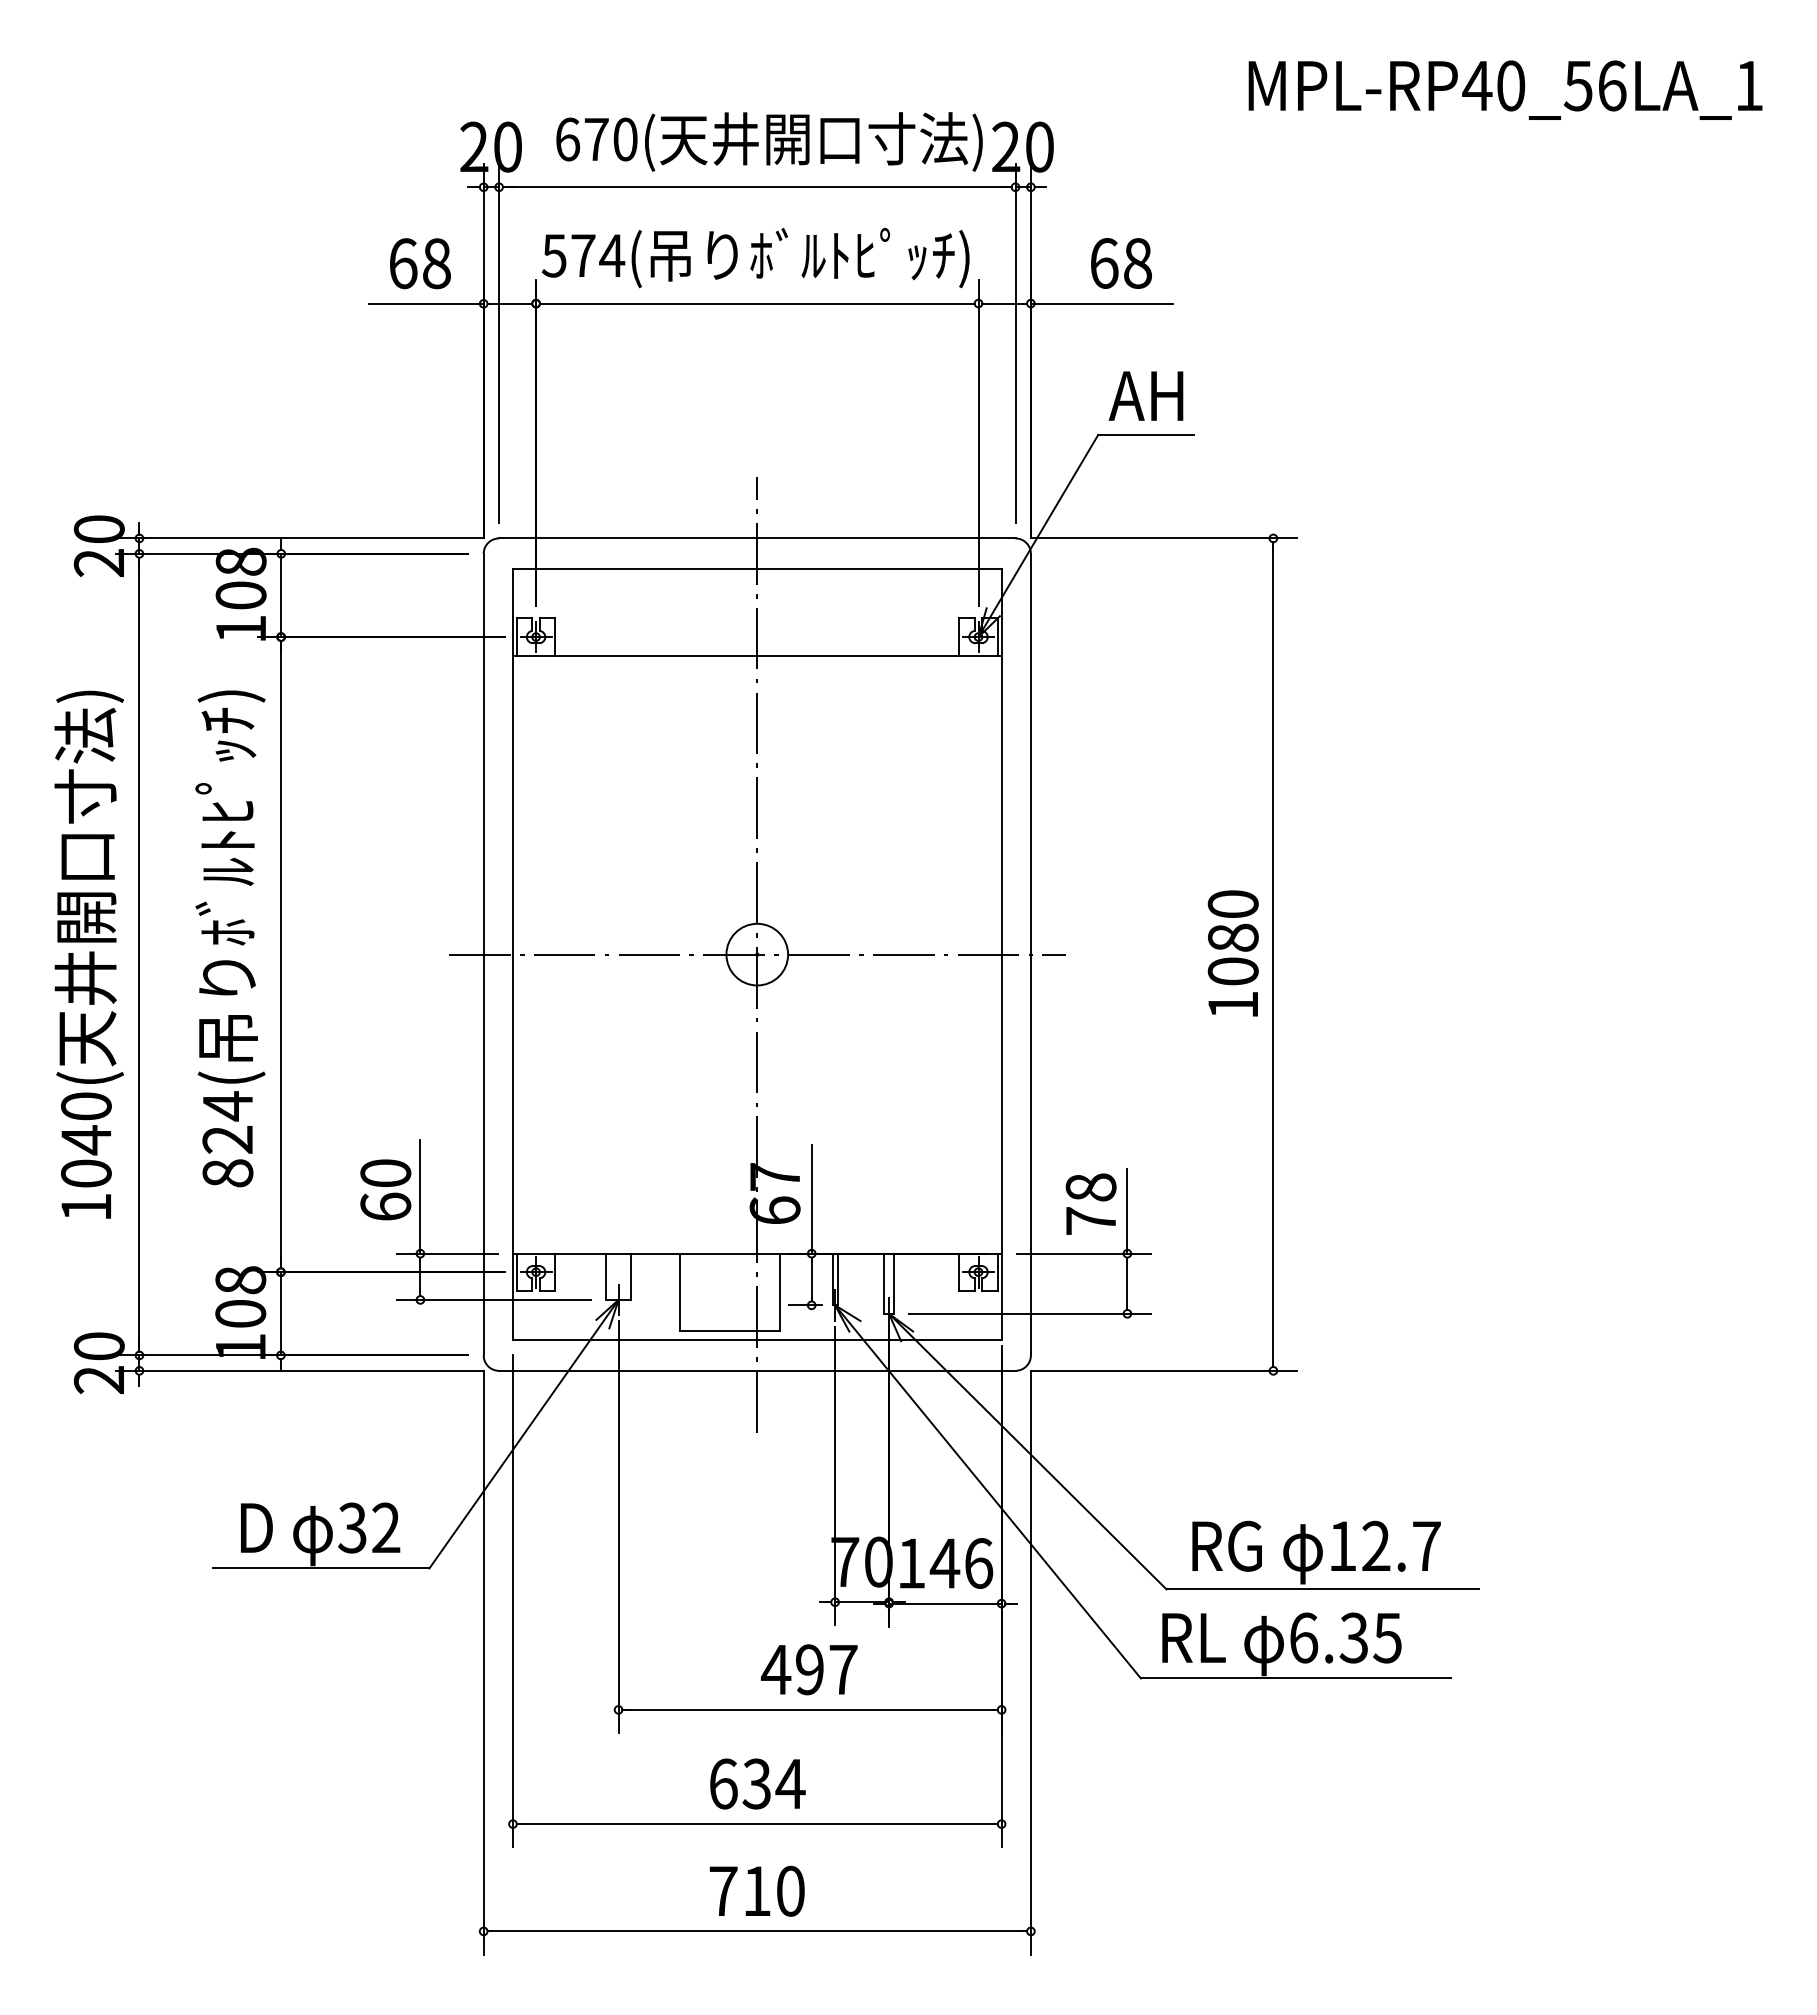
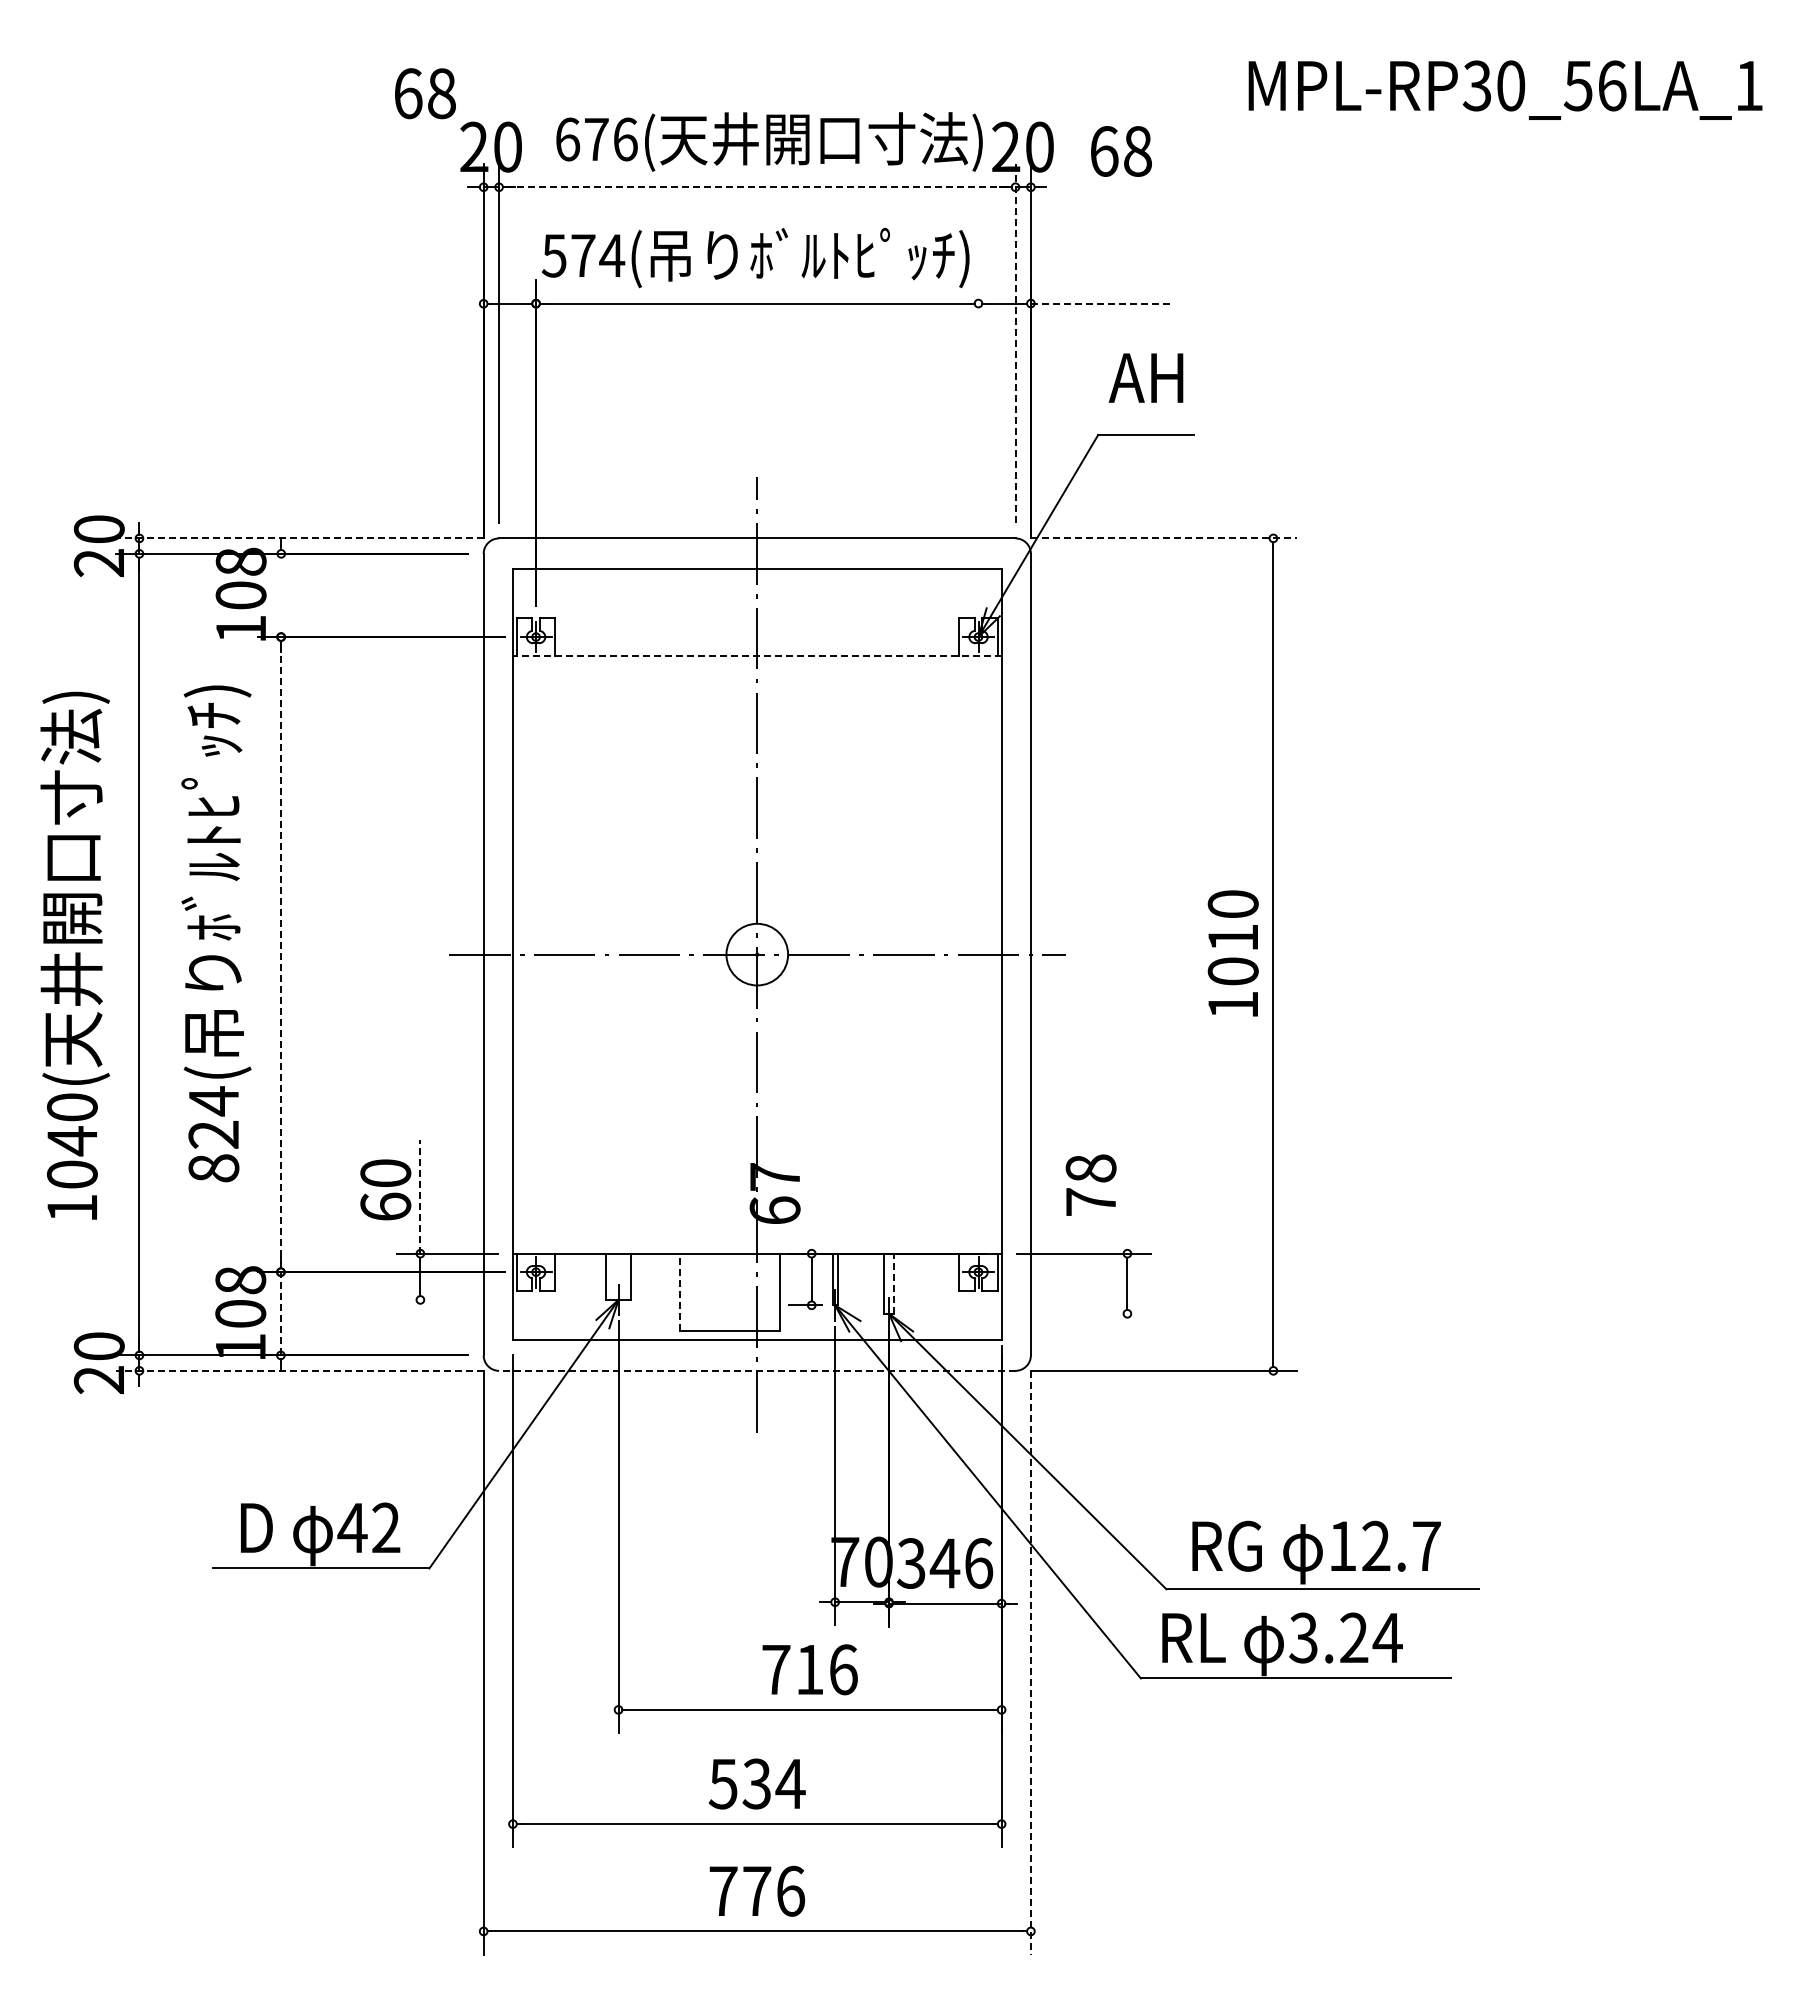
text: MPL-RP40_56LA_1 -> MPL-RP30_56LA_1 (1477, 85)
text: 670( -> 676( (625, 139)
line: solid -> dashed (756, 187)
text position: (420, 263) -> (425, 93) (425, 93)
text position: (1121, 263) -> (1121, 151) (1121, 151)
line: present -> none (425, 303)
line: solid -> dashed (1101, 303)
line: solid -> dashed (1015, 343)
text position: (1145, 395) -> (1145, 377) (1145, 377)
line: present -> none (978, 443)
line: solid -> dashed (300, 538)
line: solid -> dashed (1163, 538)
line: present -> none (281, 595)
line: solid -> dashed (756, 655)
text: 1080 -> 1010 (1233, 937)
text position: (230, 938) -> (216, 933) (216, 933)
text position: (88, 954) -> (74, 955) (74, 955)
line: solid -> dashed (280, 954)
line: solid -> dashed (420, 1196)
line: present -> none (811, 1199)
text position: (1090, 1203) -> (1090, 1184) (1090, 1184)
line: present -> none (1127, 1210)
line: solid -> dashed (893, 1283)
line: solid -> dashed (680, 1292)
line: present -> none (493, 1299)
line: solid -> dashed (280, 1313)
line: present -> none (1029, 1313)
line: solid -> dashed (300, 1370)
line: solid -> dashed (756, 1370)
text: 32 -> 42 (352, 1527)
text: 146 -> 346 (910, 1563)
text: 6.35 -> 3.24 (1345, 1637)
line: solid -> dashed (1030, 1662)
text: 497 -> 716 (808, 1669)
text: 634 -> 534 (722, 1783)
text: 710 -> 776 (774, 1890)
